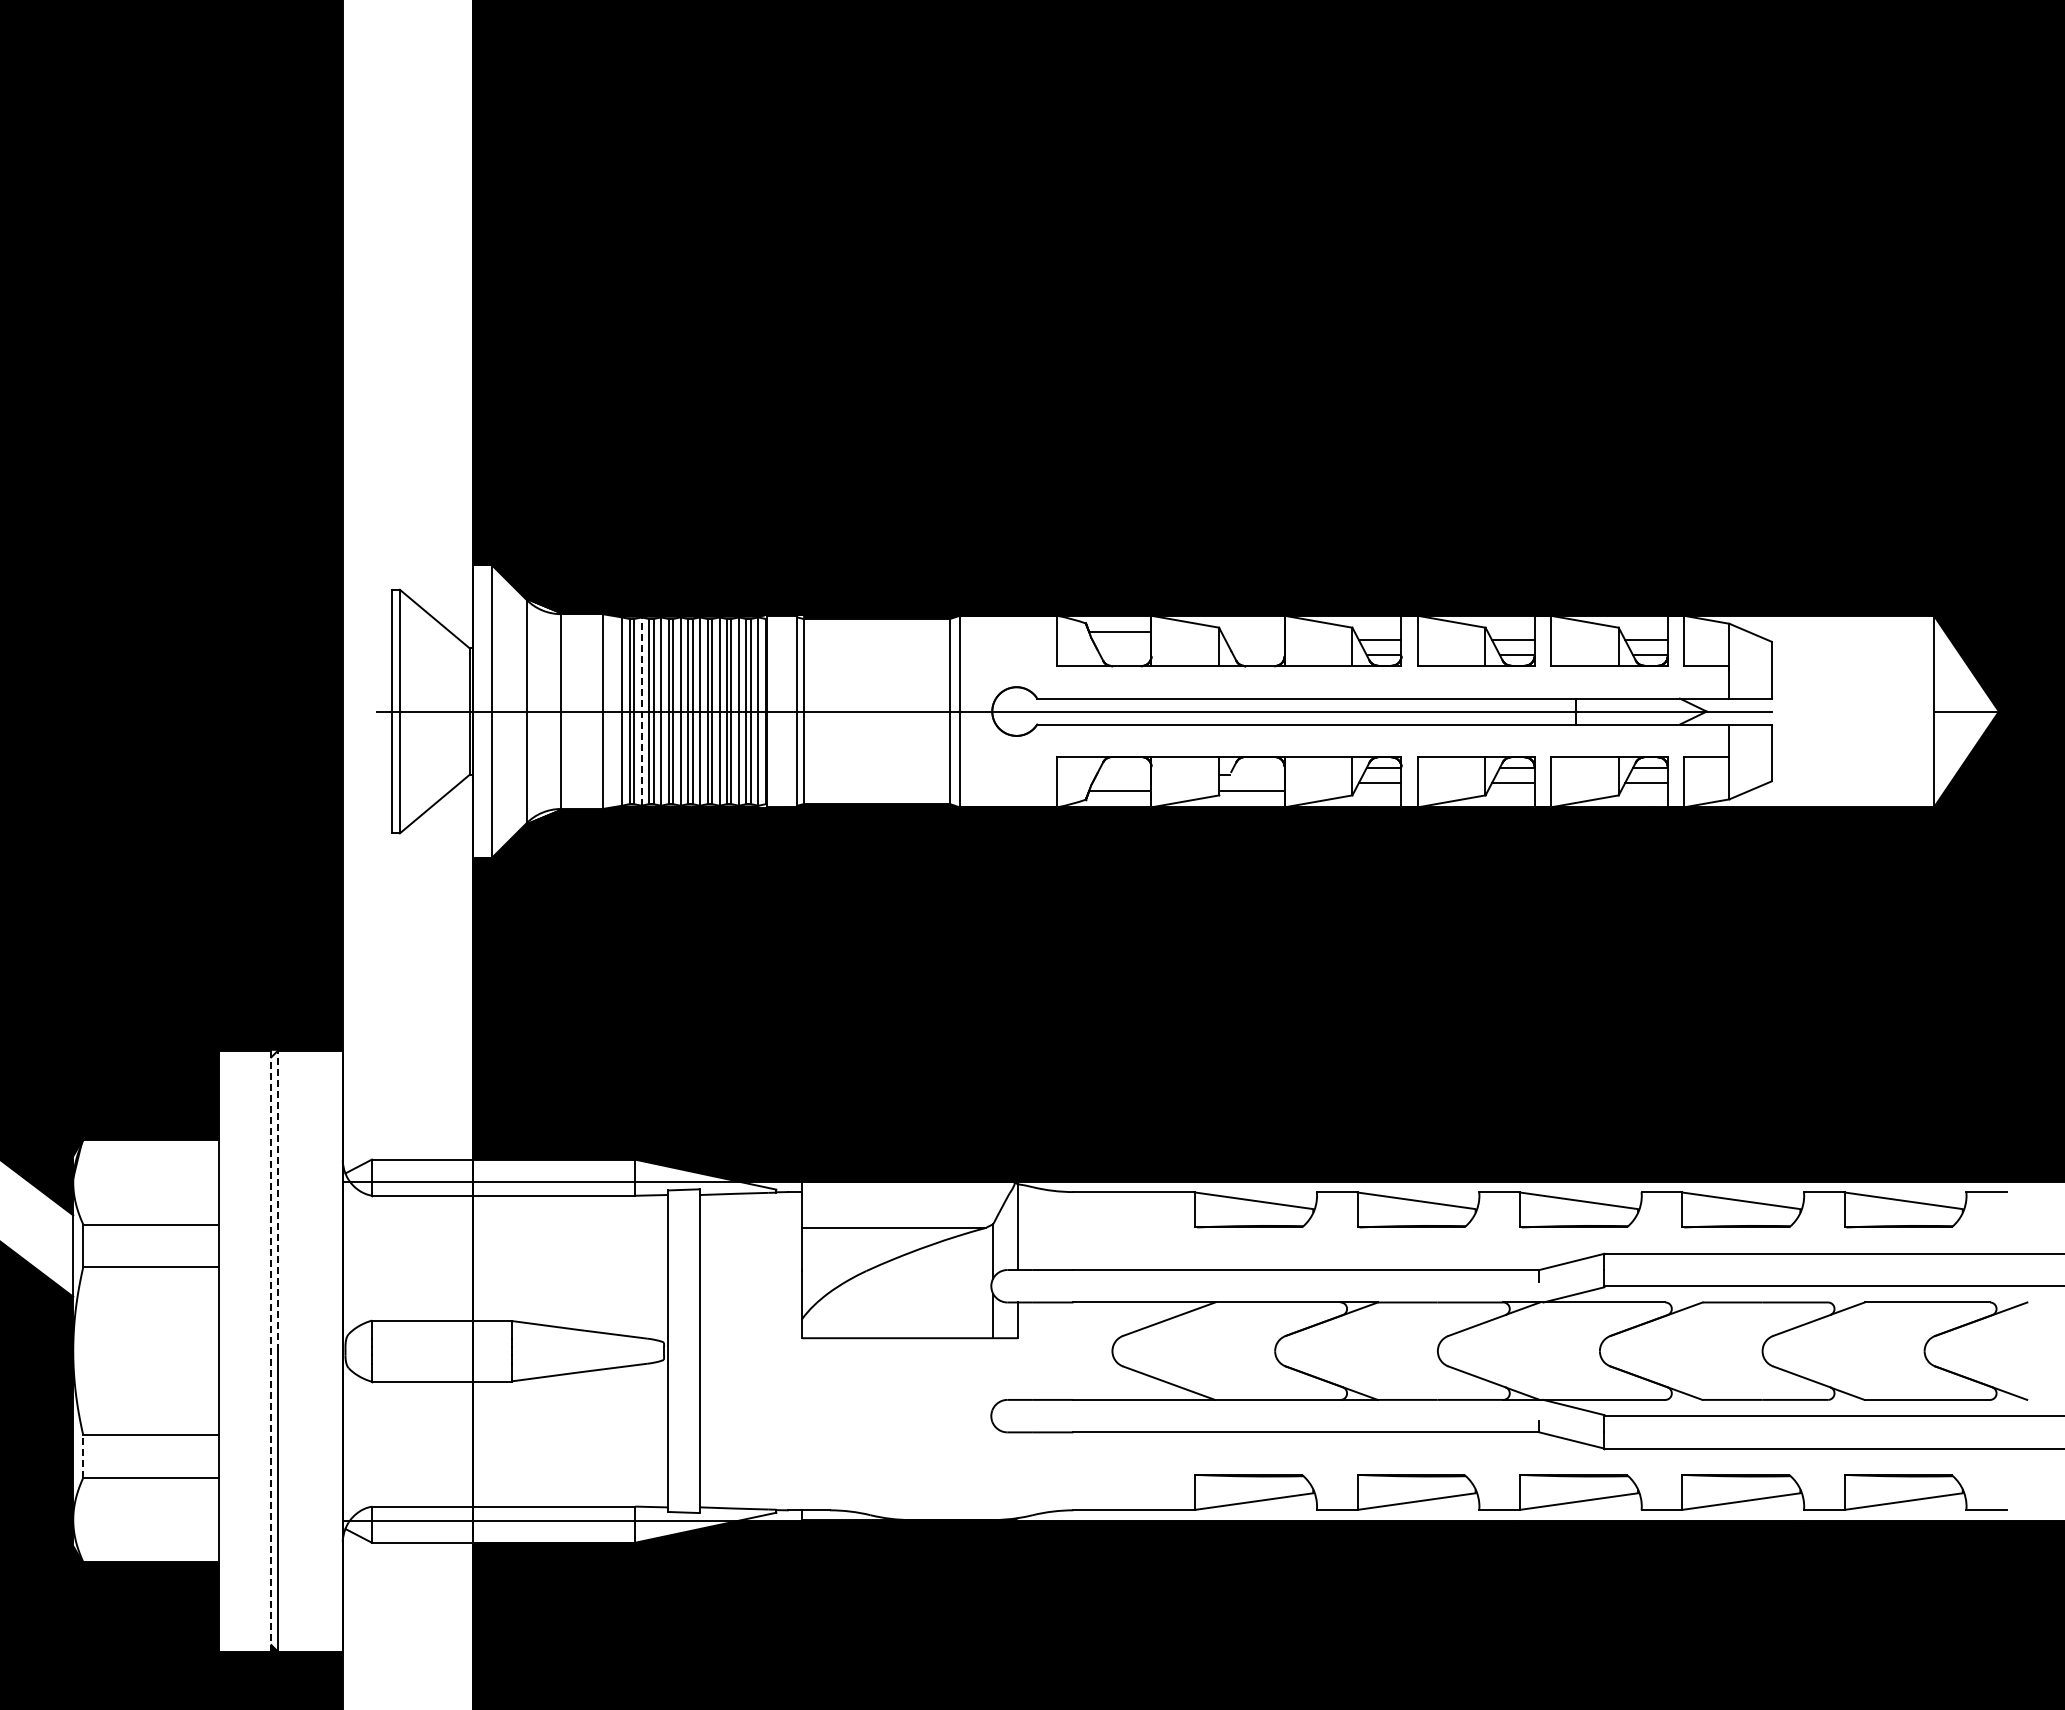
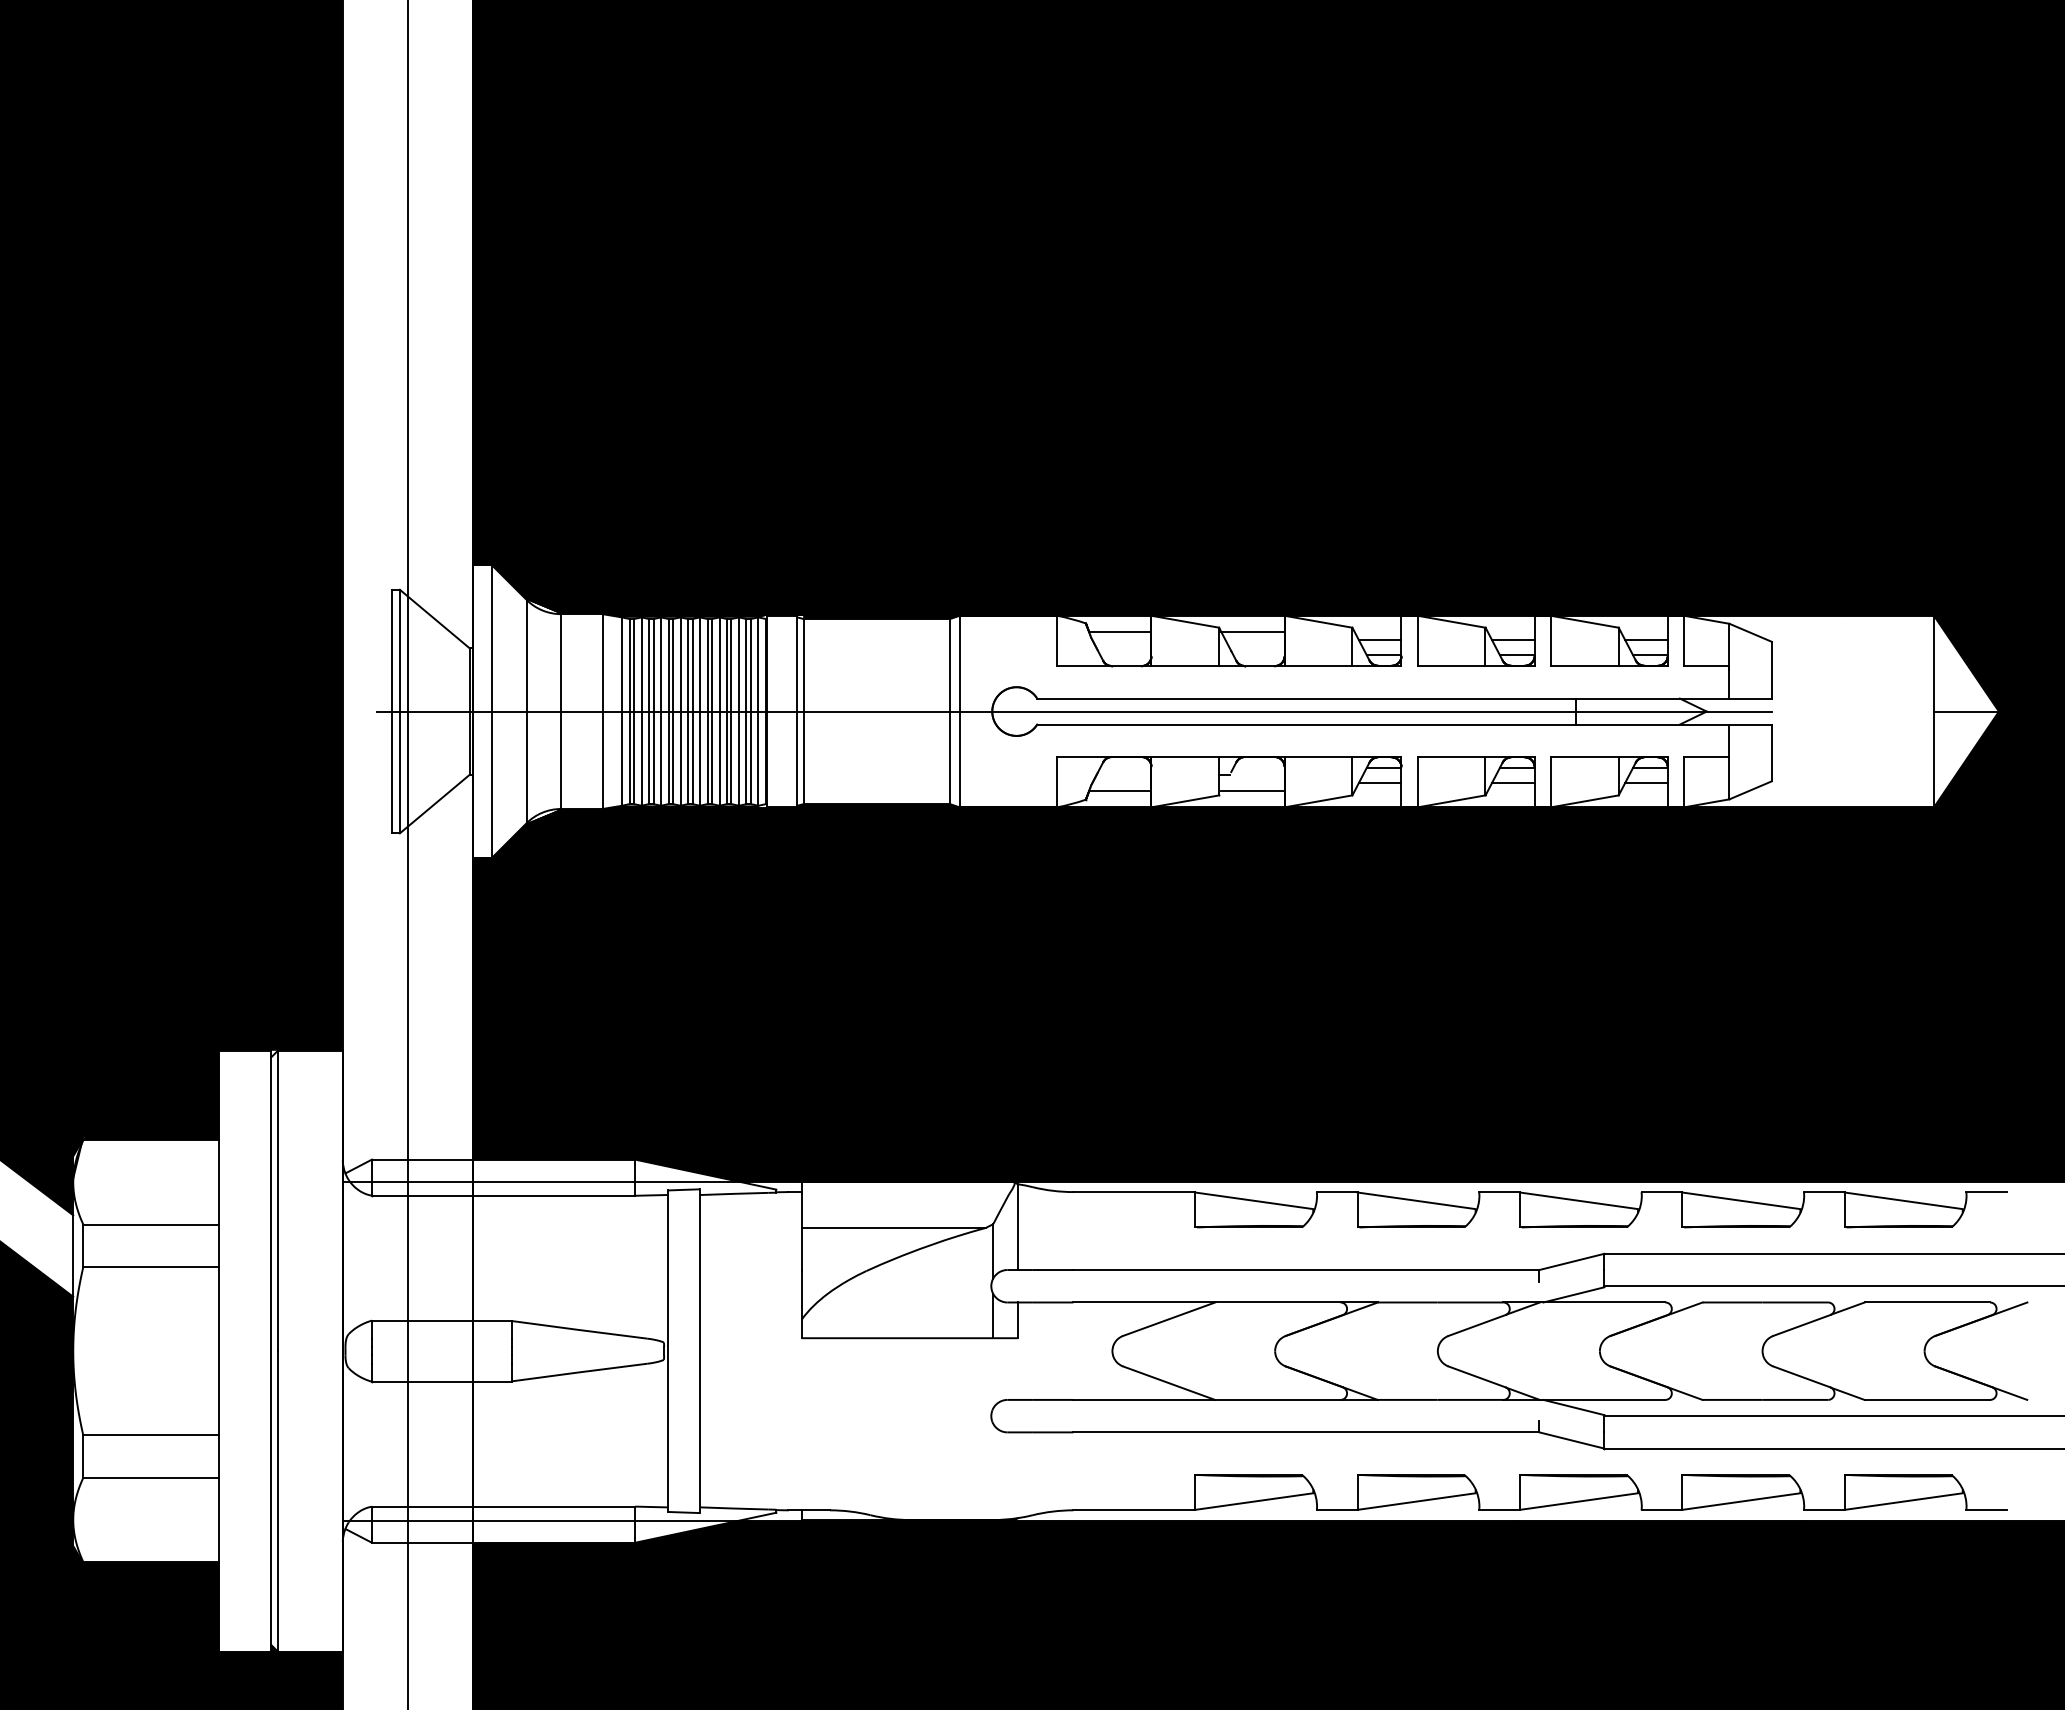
line: none -> present (1252, 631)
line: dashed -> solid (641, 711)
line: none -> present (407, 854)
line: dashed -> solid (277, 1200)
line: dashed -> solid (271, 1351)
line: dashed -> solid (83, 1456)
